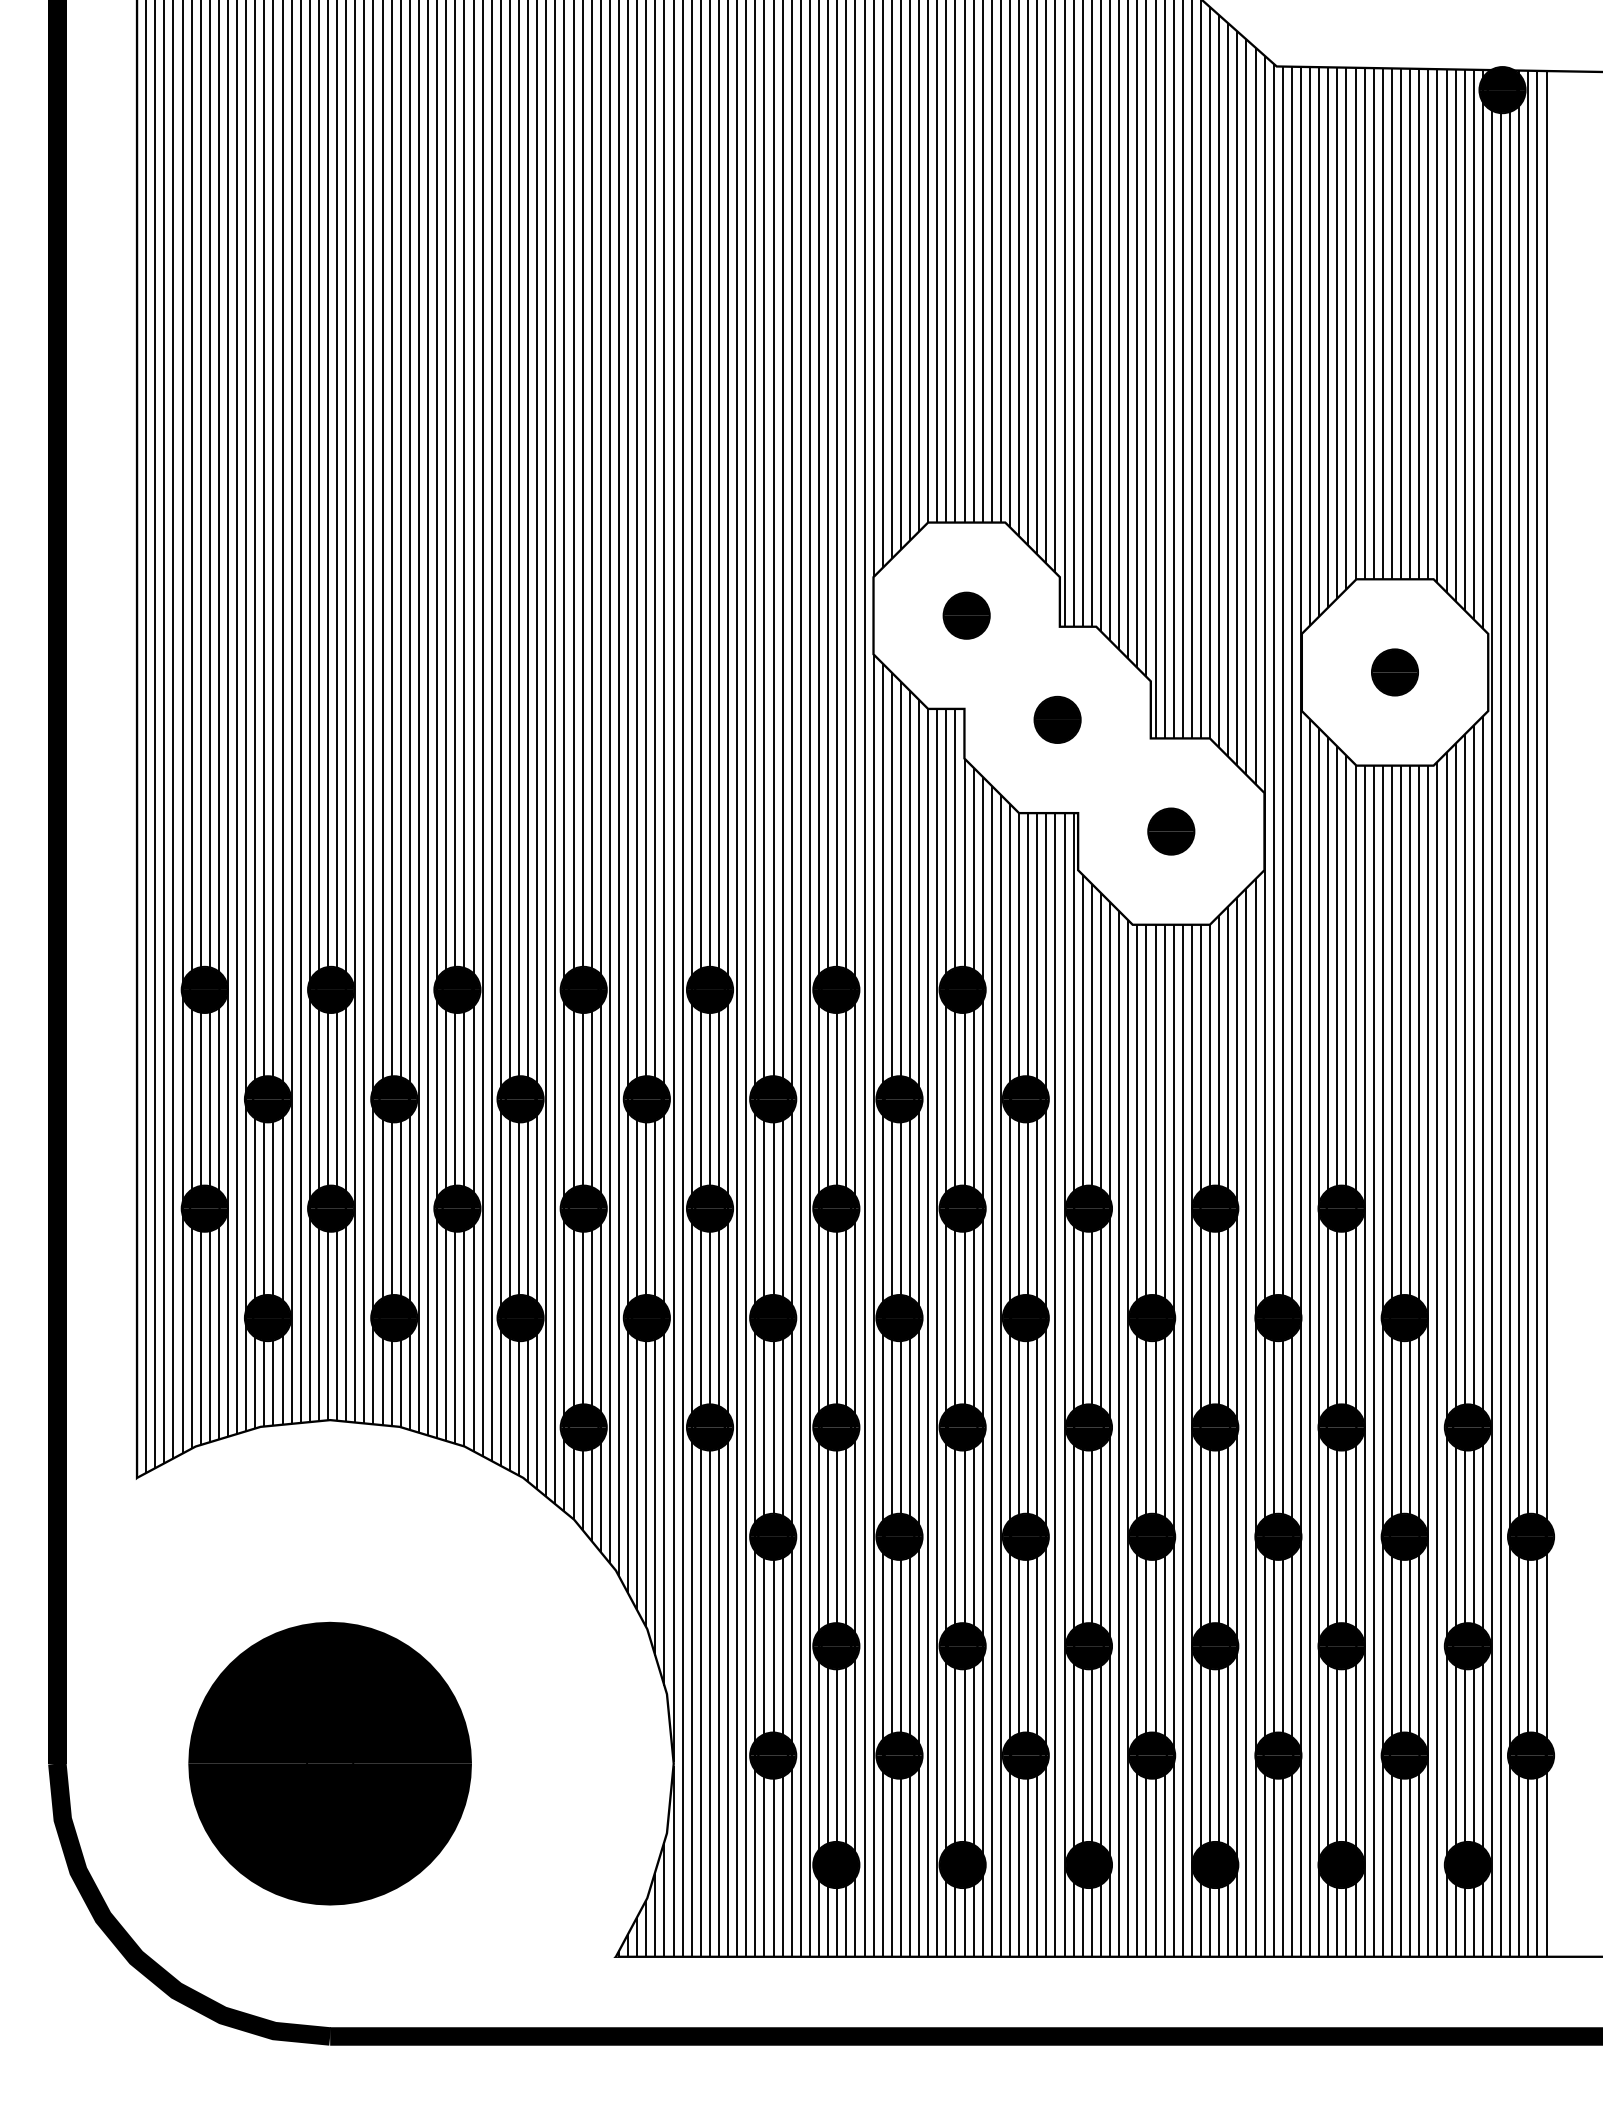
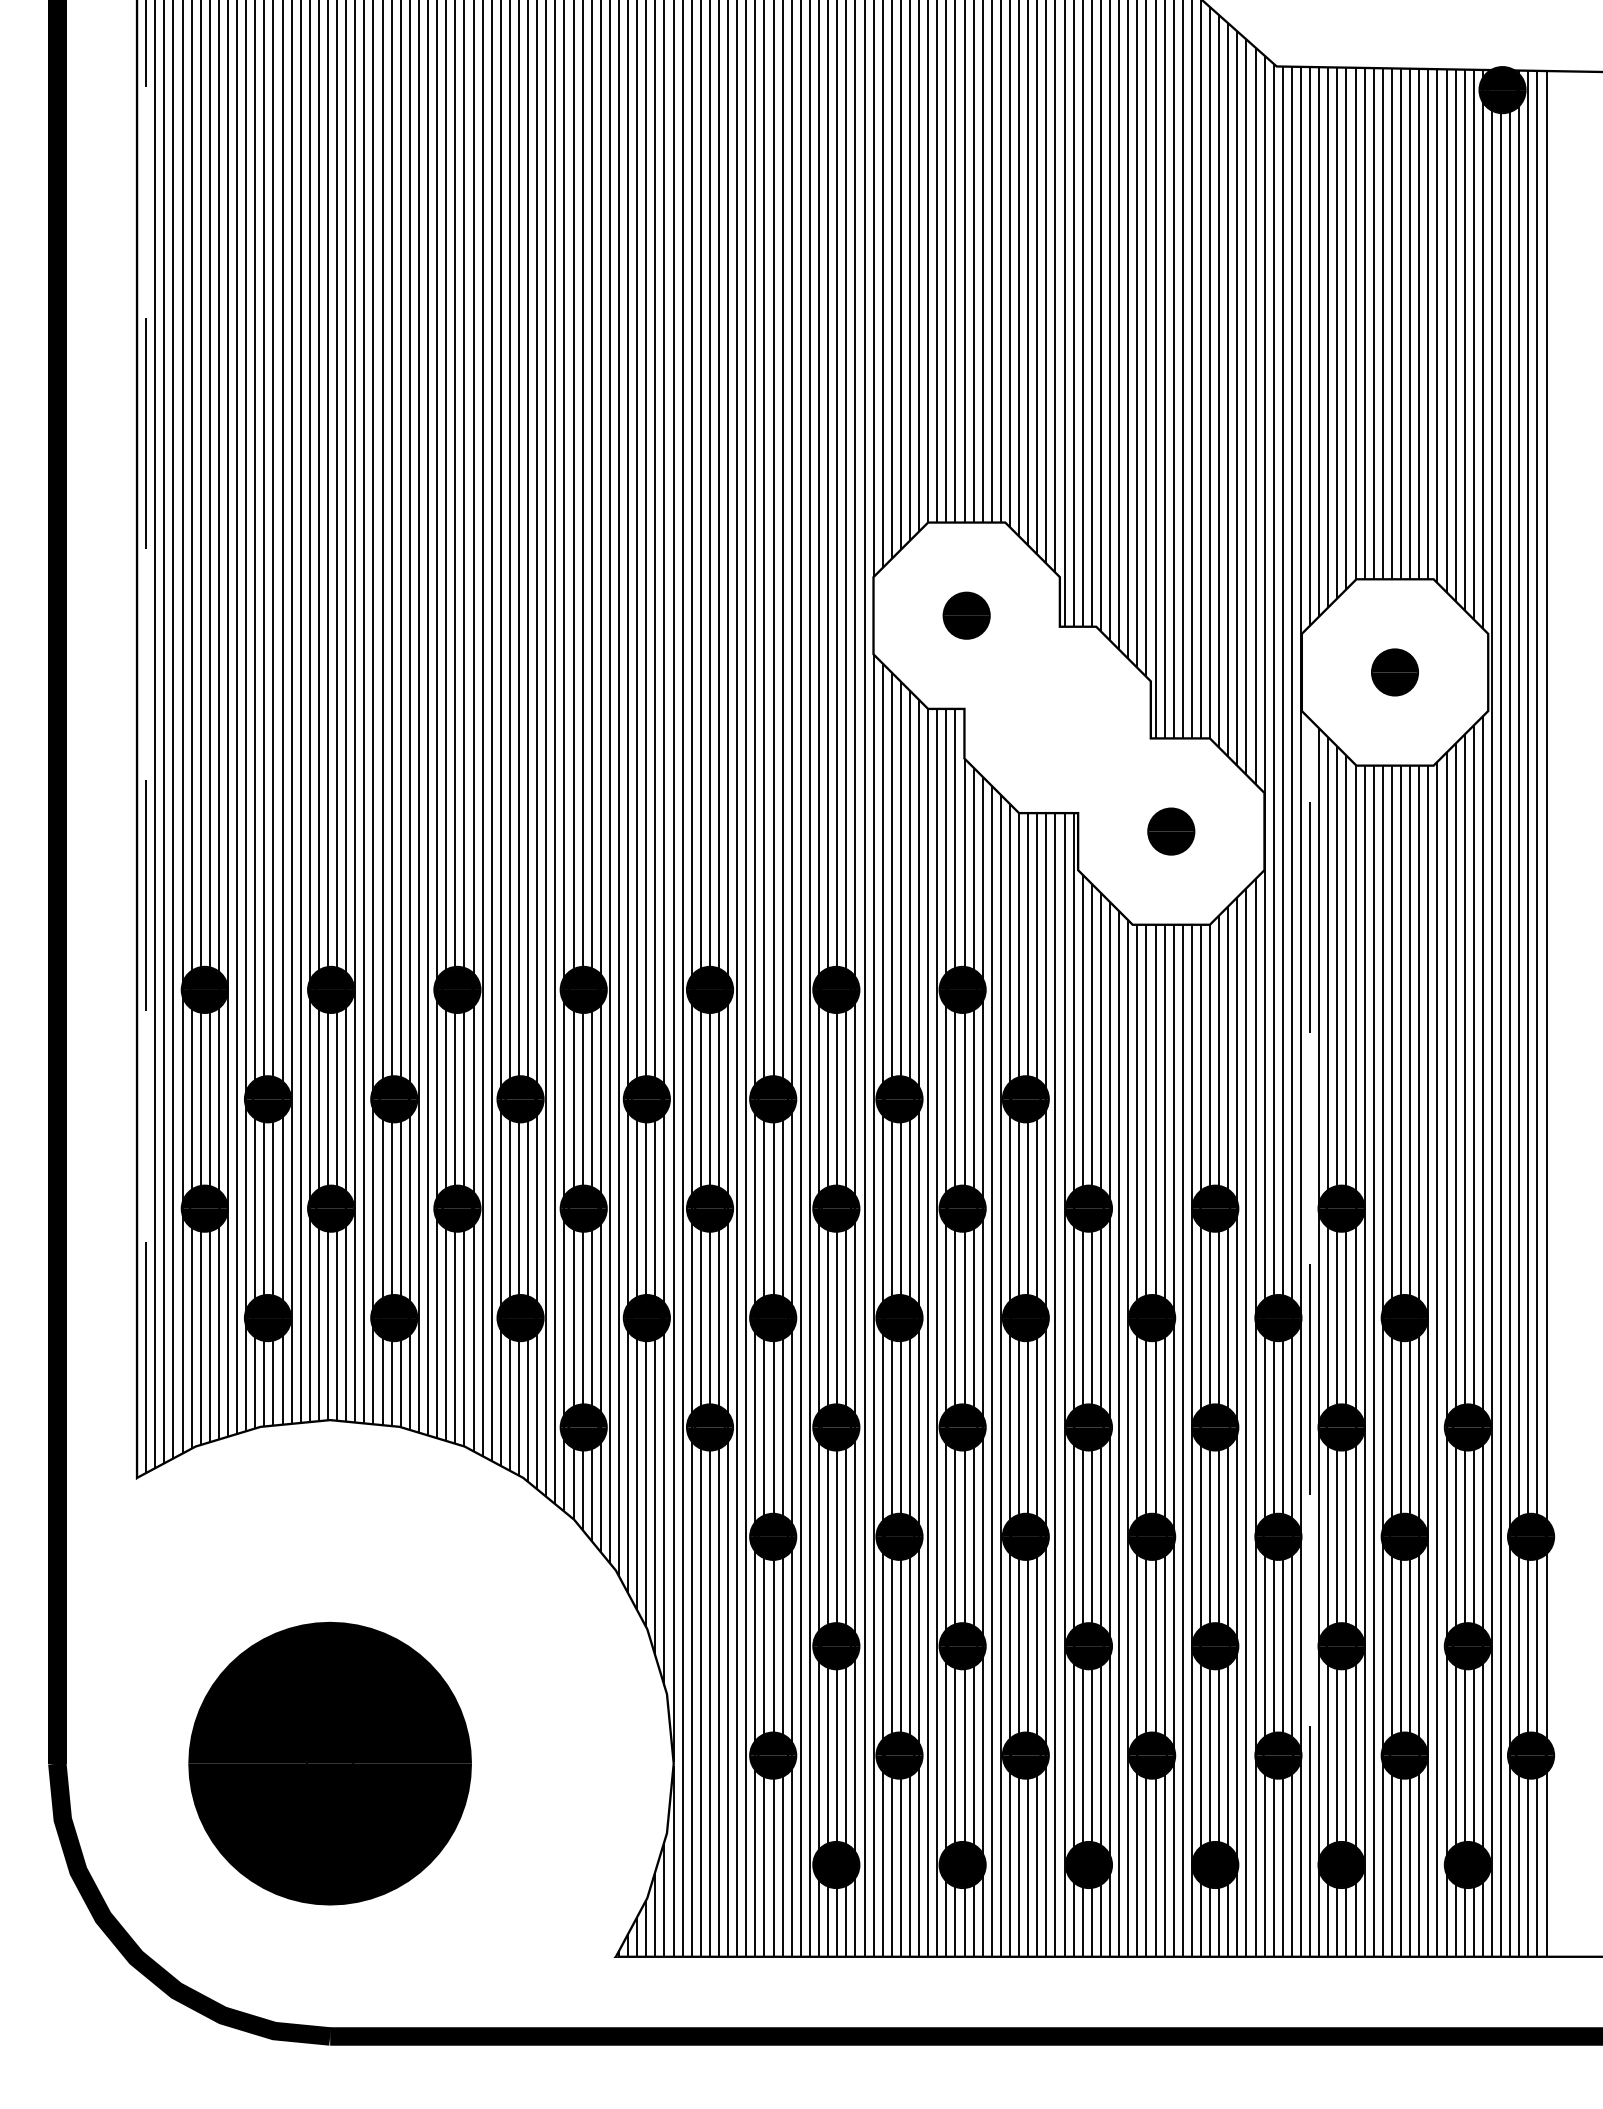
part: present -> none (1057, 719)
line: solid -> dashed (146, 736)
line: solid -> dashed (1310, 1338)
